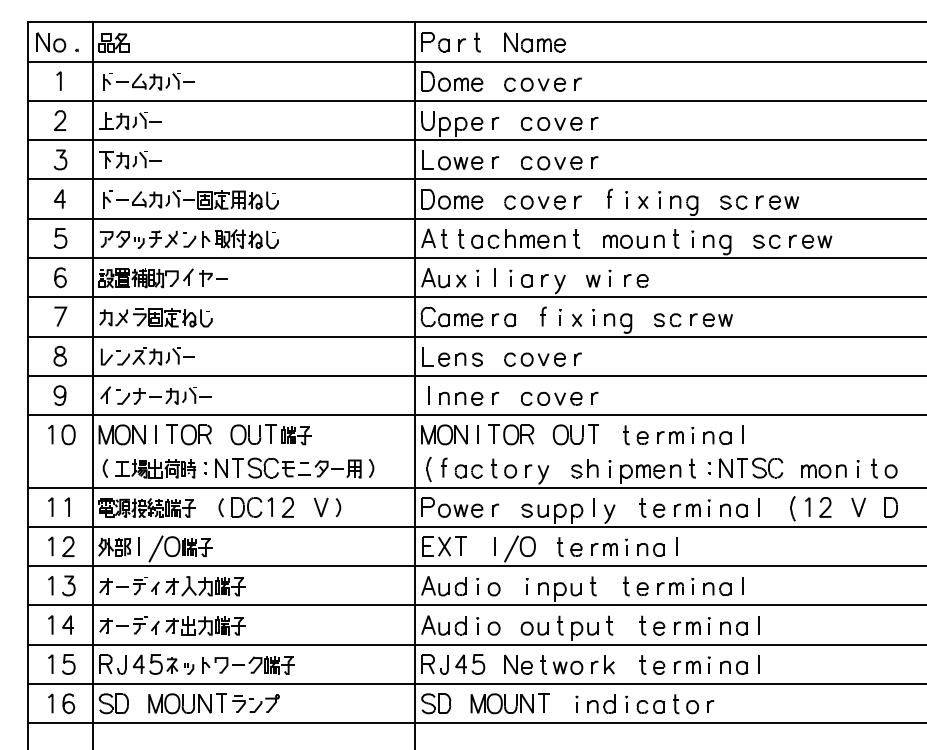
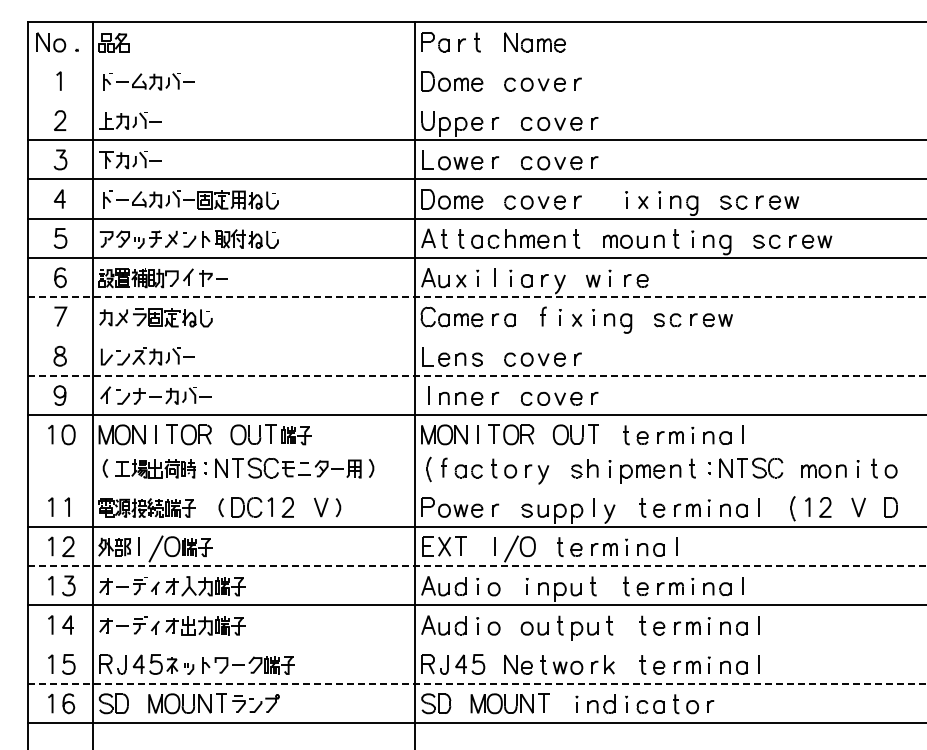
line: present -> none (475, 61)
line: present -> none (475, 100)
part: present -> none (609, 198)
line: solid -> dashed (477, 297)
line: present -> none (475, 336)
line: solid -> dashed (477, 375)
line: present -> none (475, 487)
line: solid -> dashed (477, 566)
line: present -> none (475, 644)
line: solid -> dashed (477, 684)
